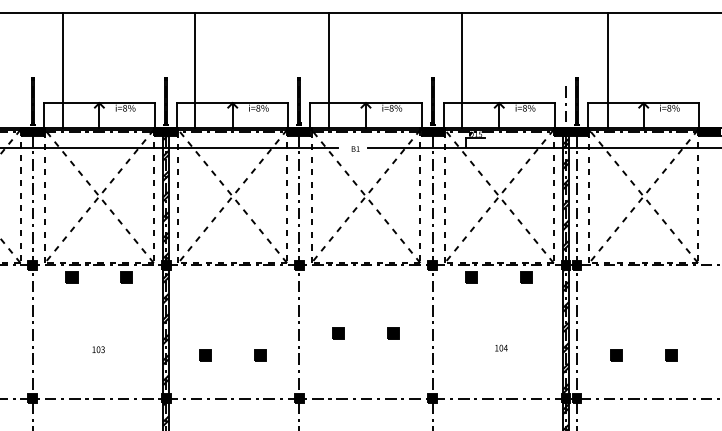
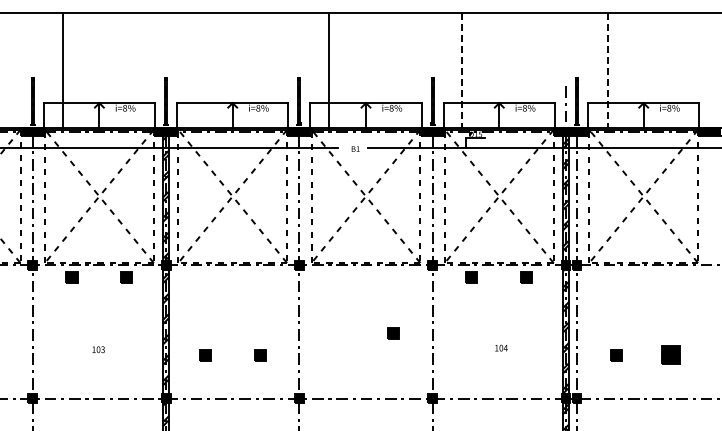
line: present -> none (195, 69)
line: solid -> dashed (462, 70)
line: solid -> dashed (607, 70)
part: present -> none (338, 333)
part size: 13x13 px -> 20x20 px (670, 354)
